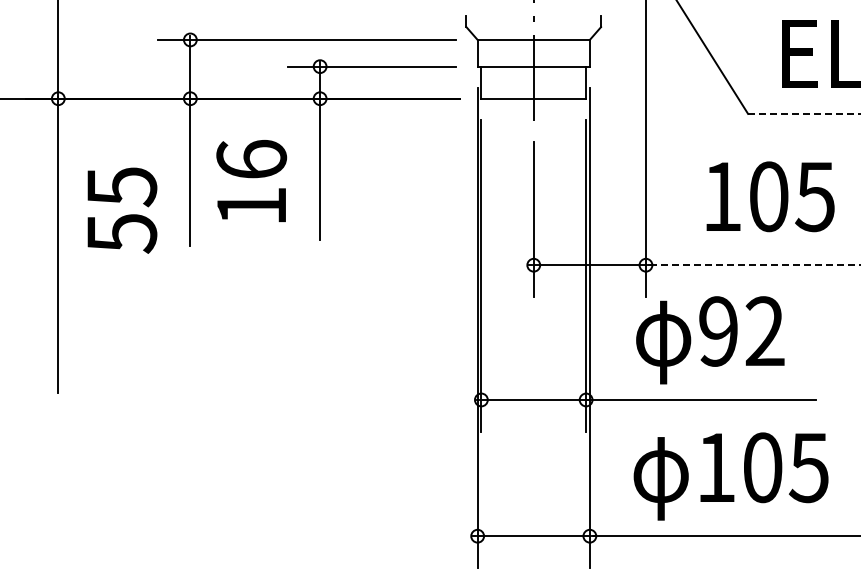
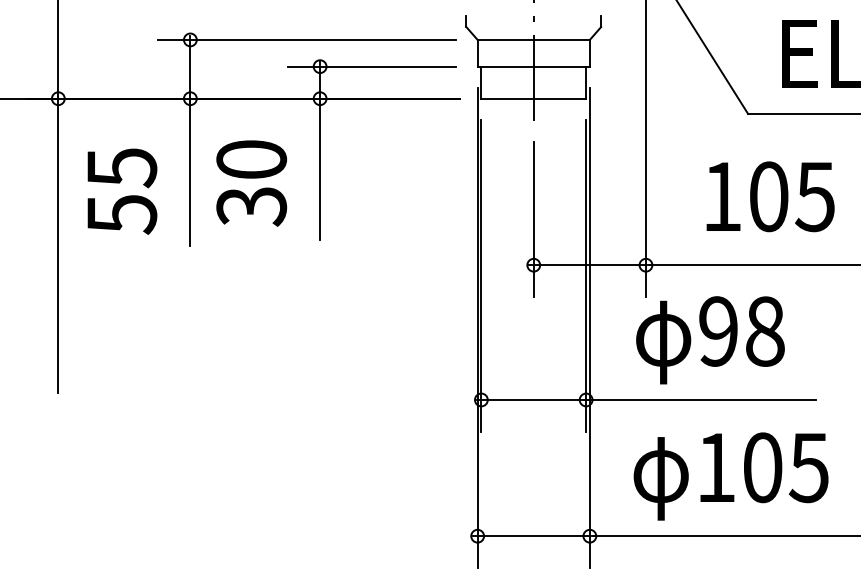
line: dashed -> solid (804, 113)
text: 16 -> 30 (251, 182)
text position: (122, 210) -> (122, 191) (122, 191)
line: dashed -> solid (755, 265)
text: 92 -> 98 (764, 331)
